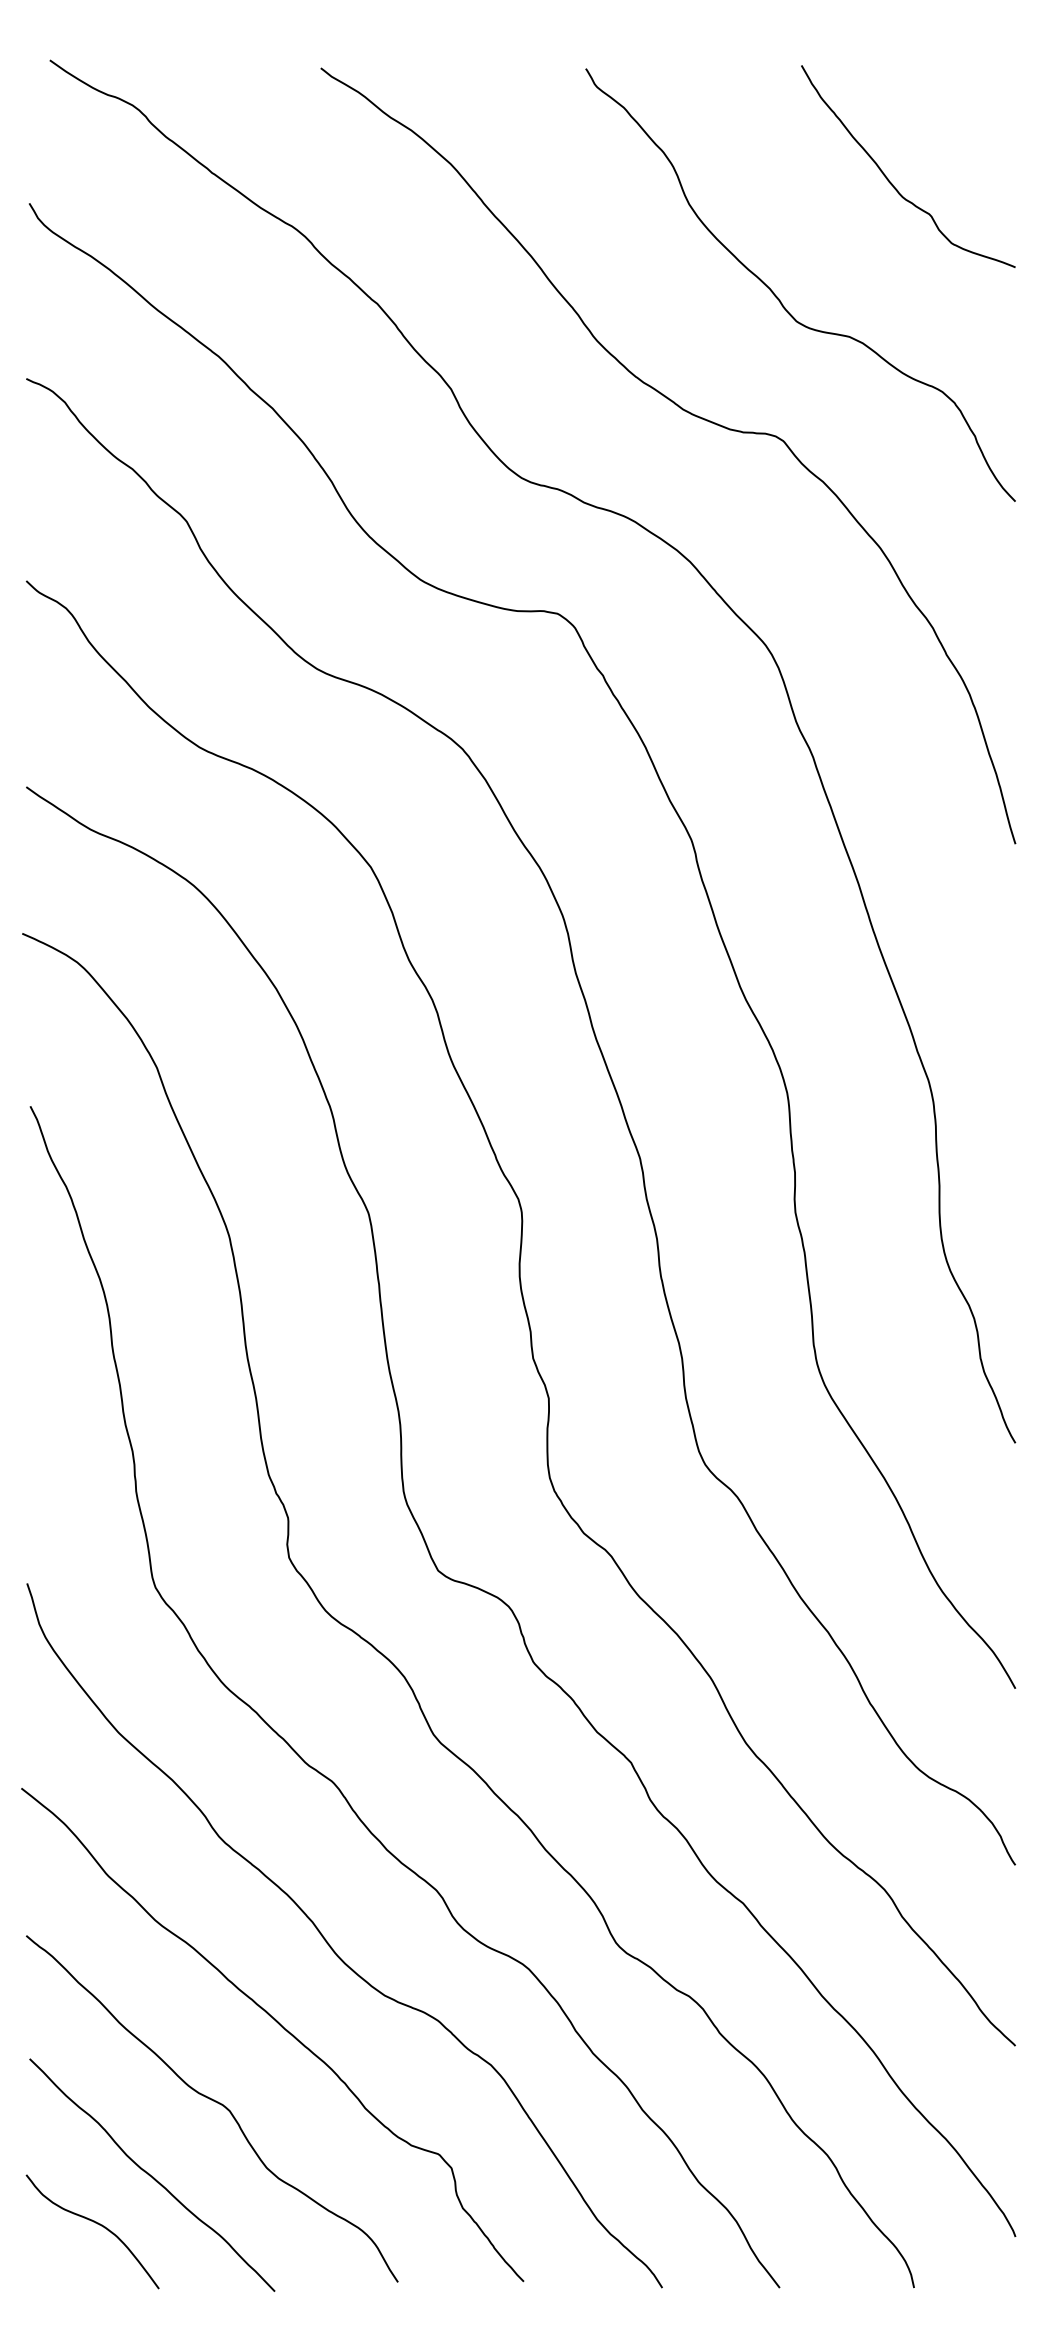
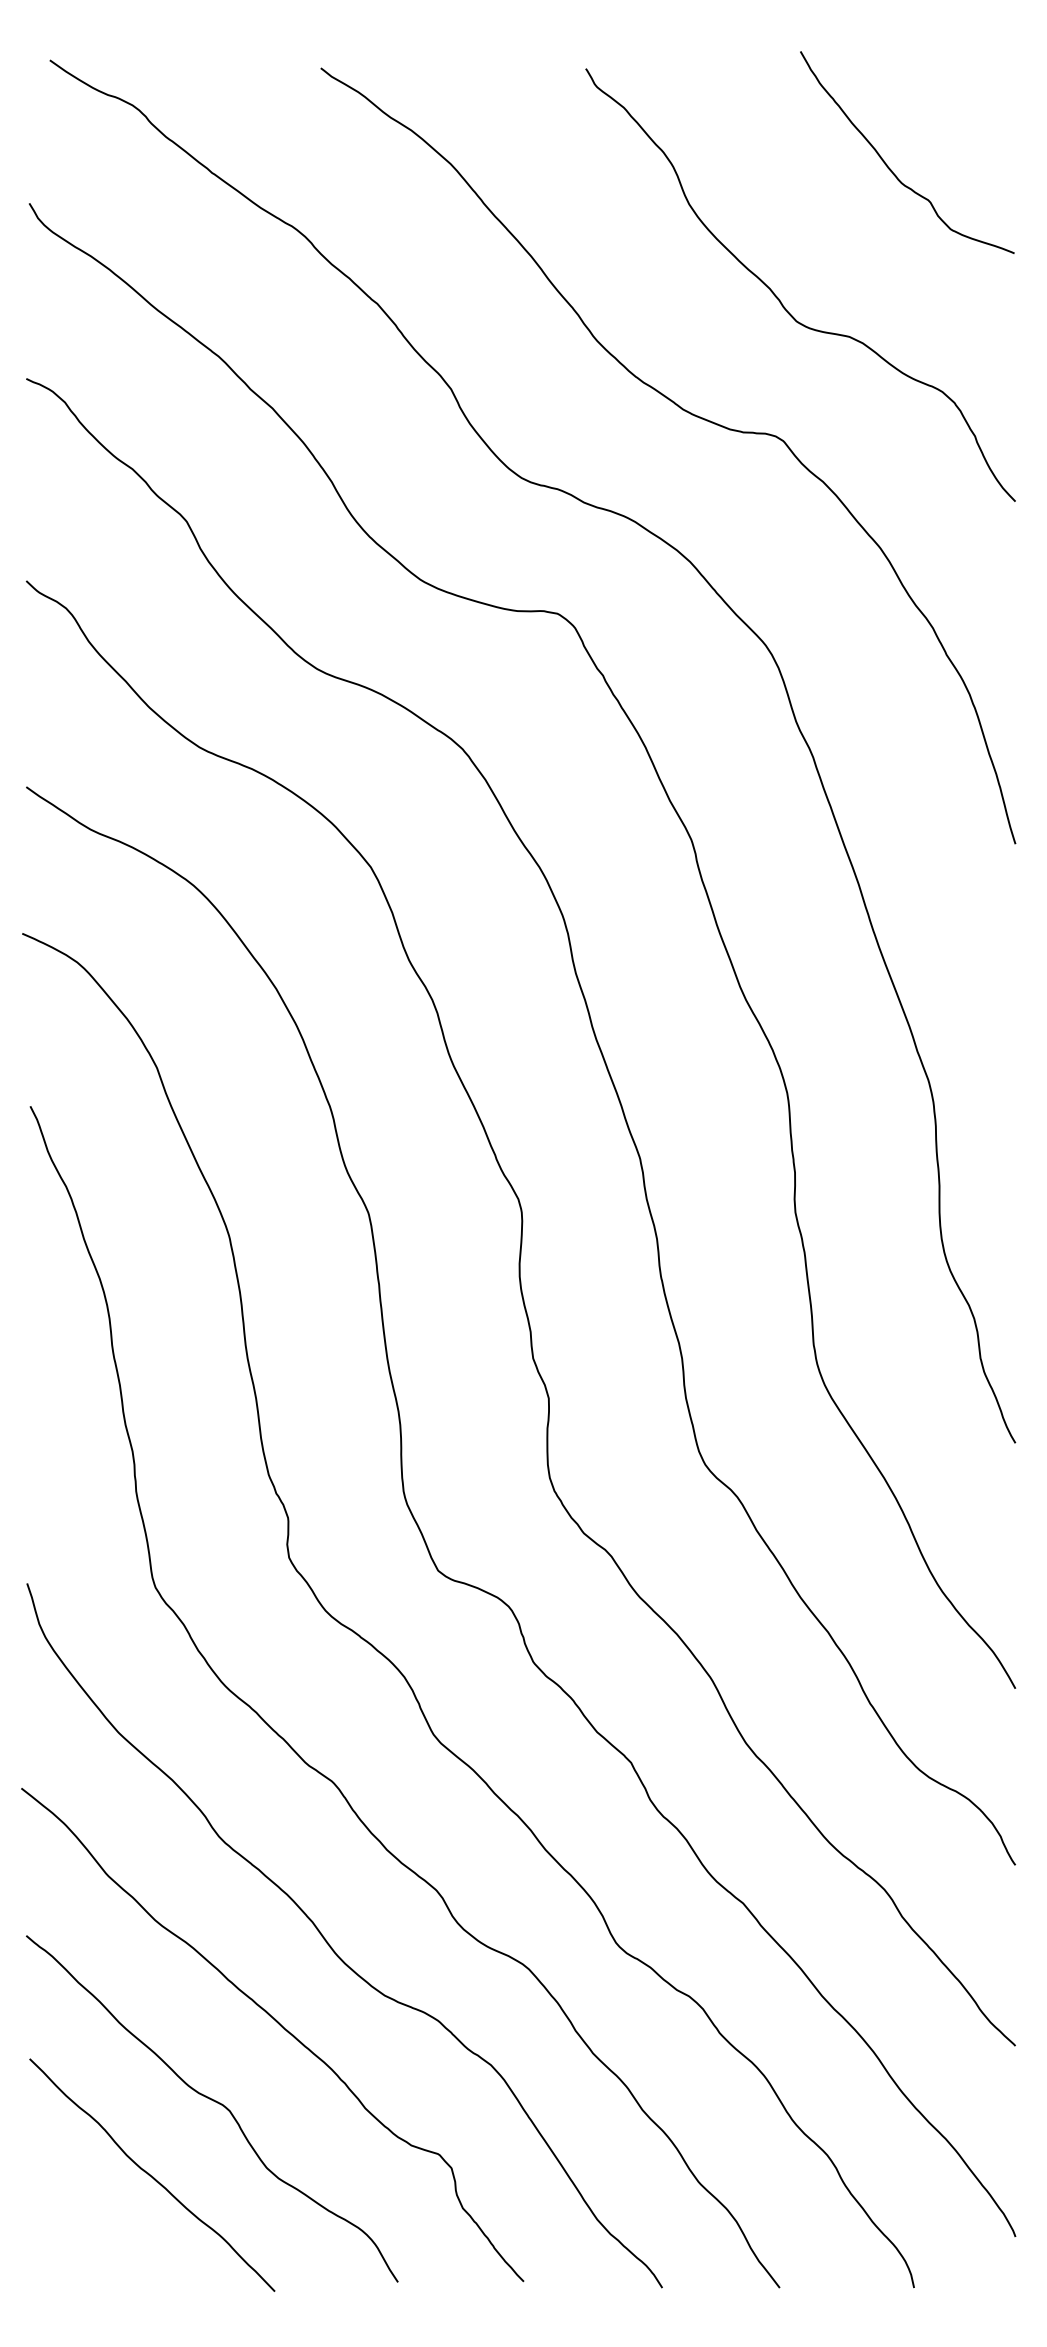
curve position: (888, 178) -> (887, 164) (887, 164)
curve: present -> none (95, 2223)
